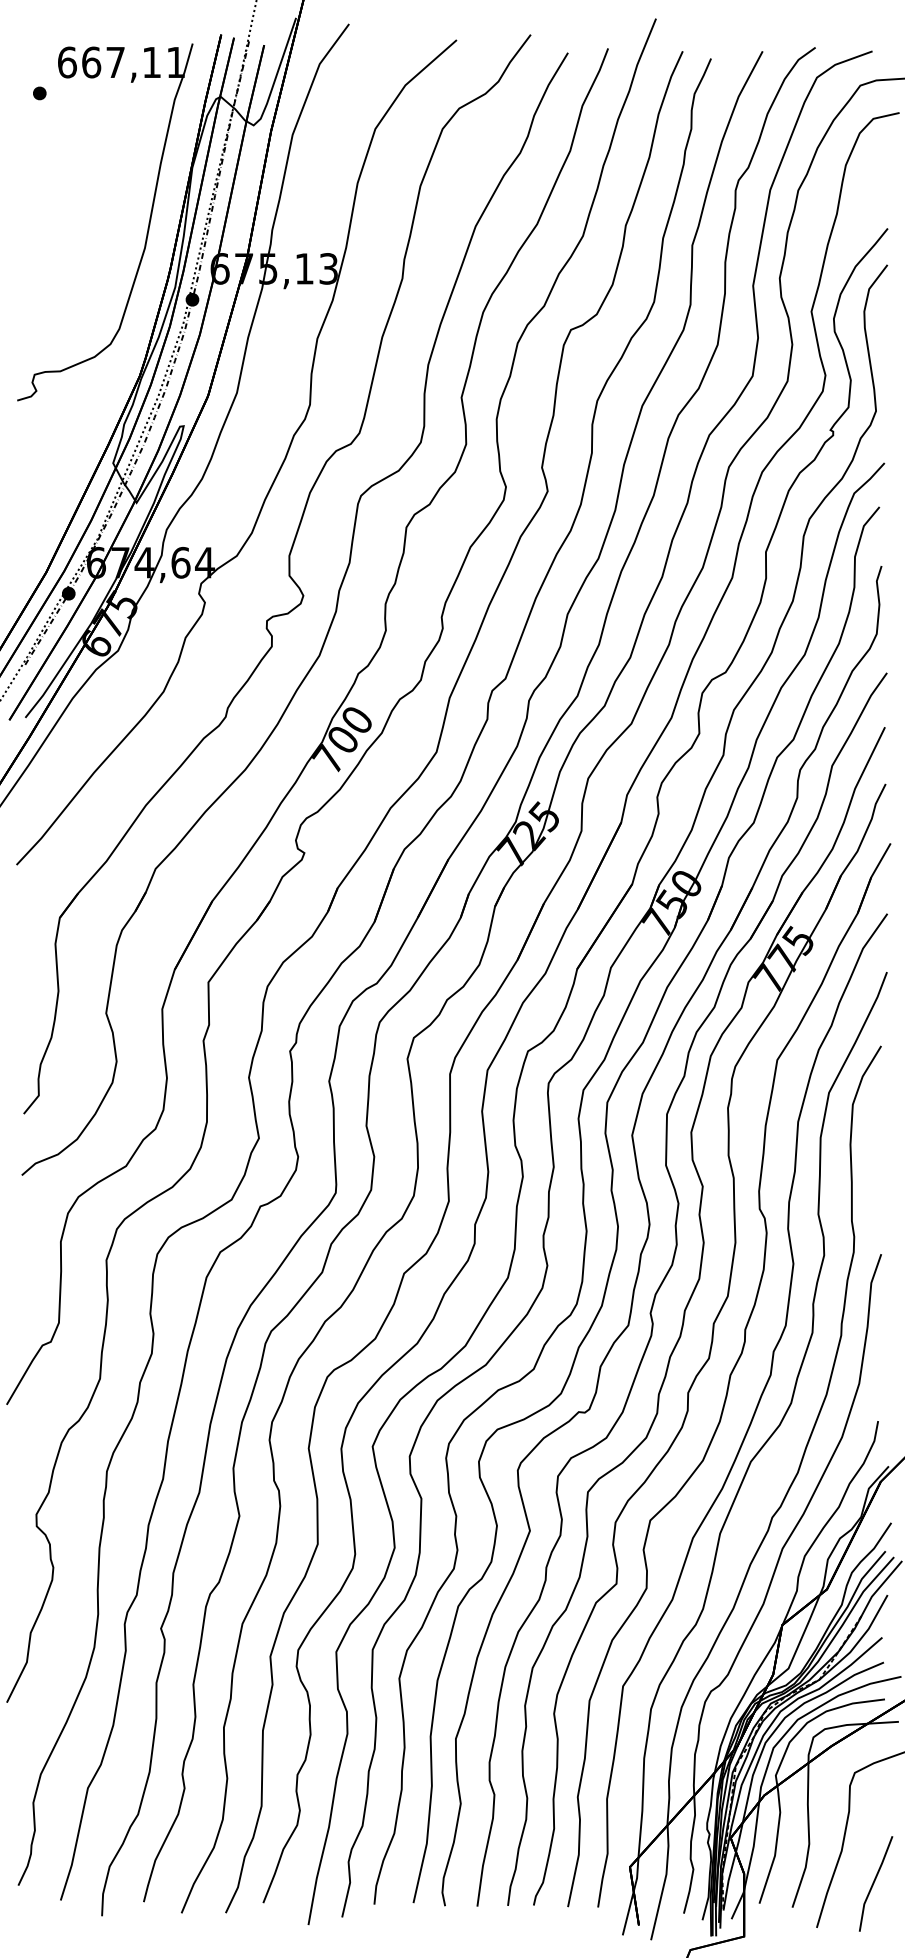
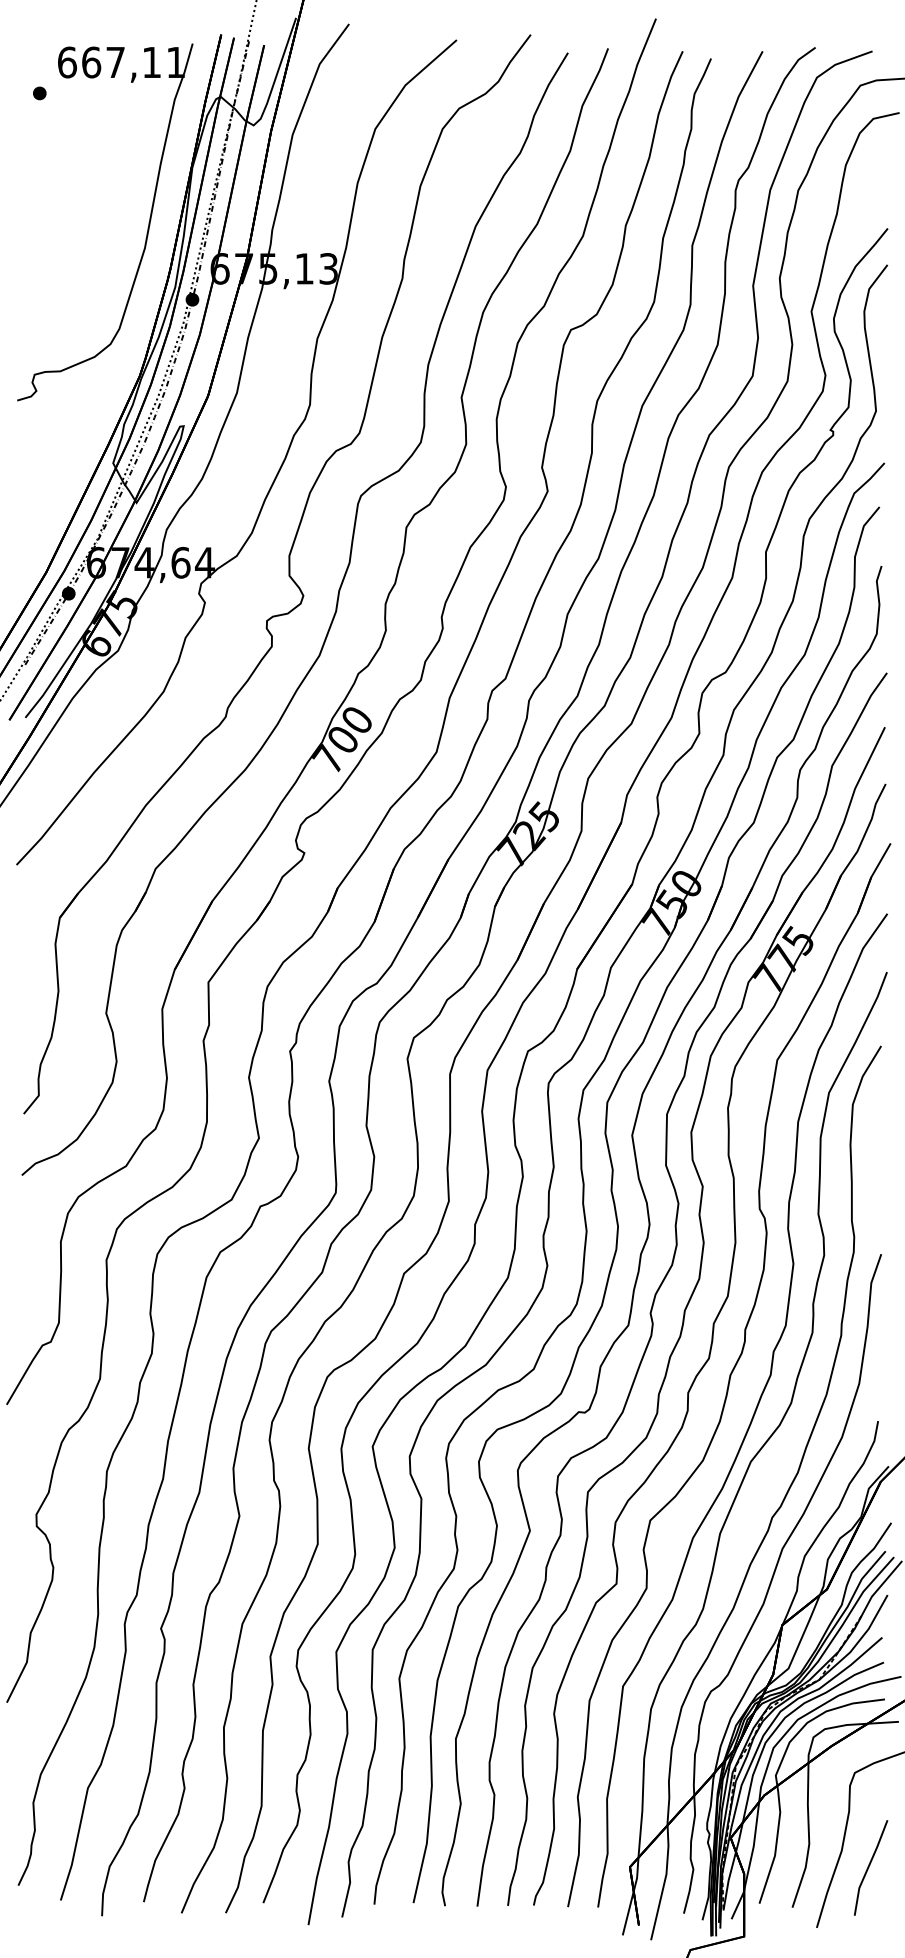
line position: (874, 1883) -> (869, 1867) (869, 1867)
